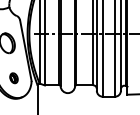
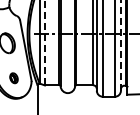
line: solid -> dashed (44, 42)
line: solid -> dashed (120, 44)
